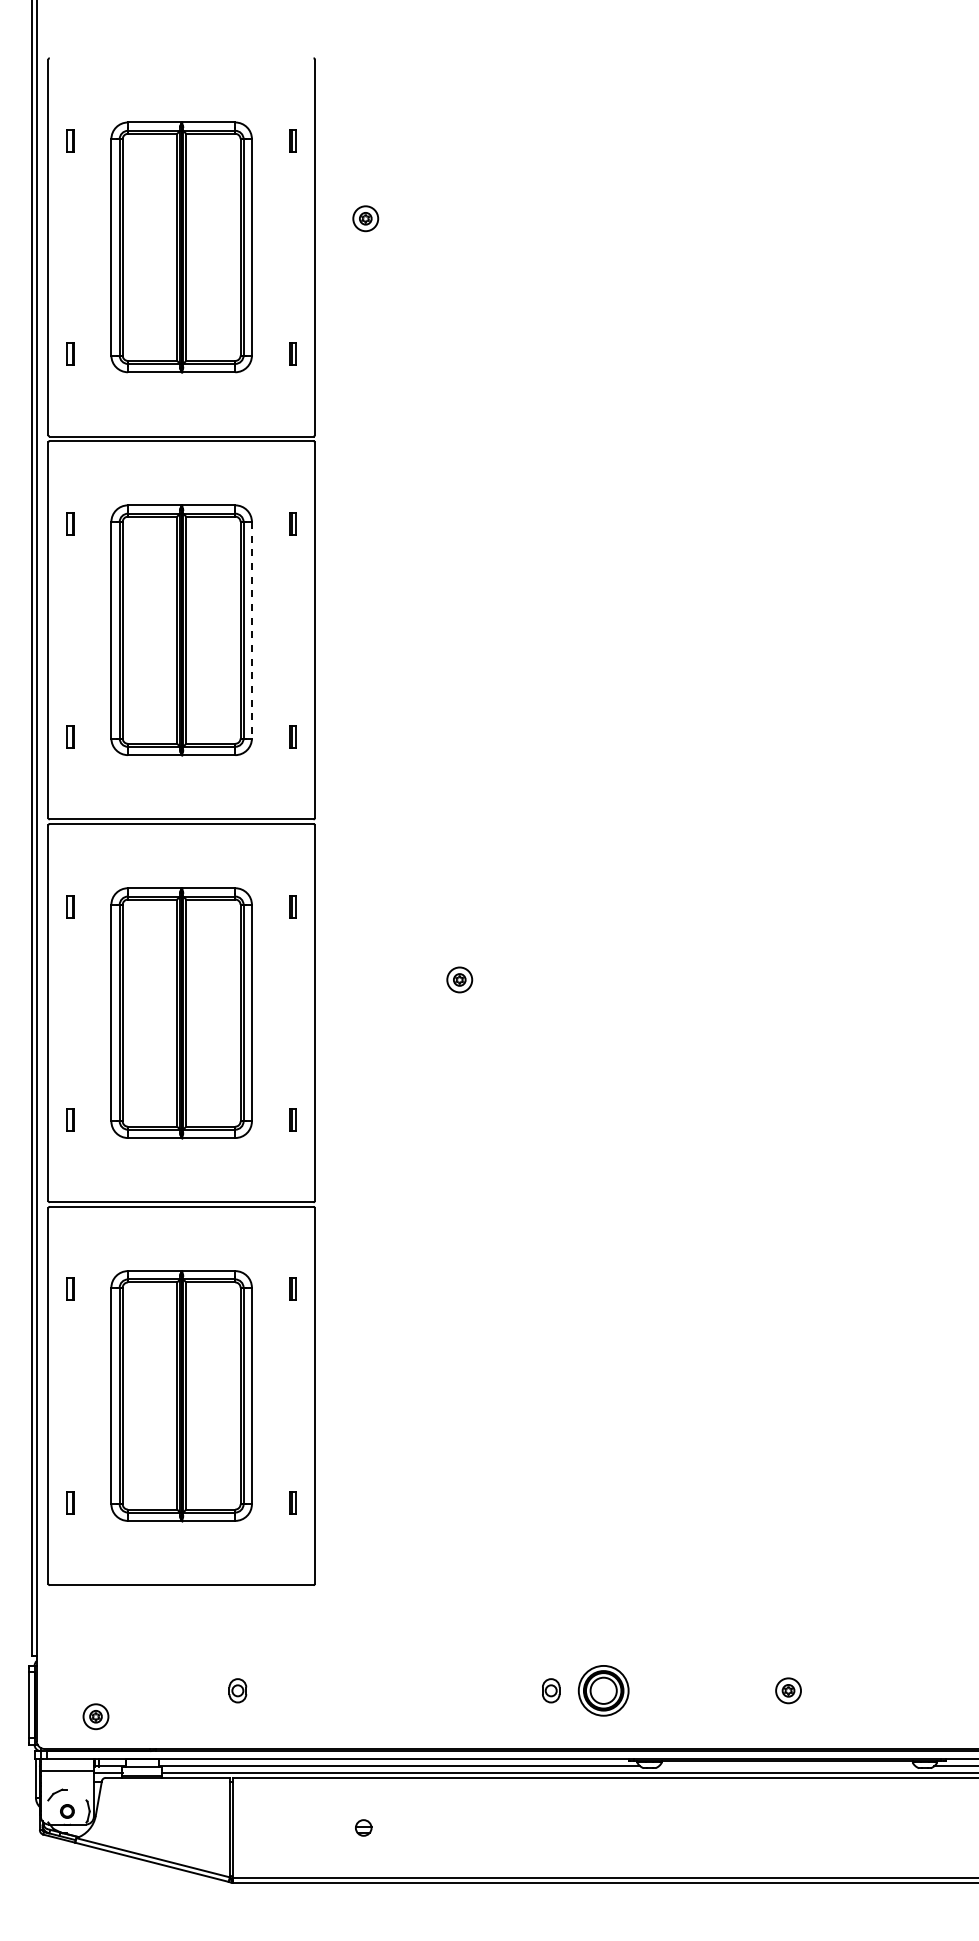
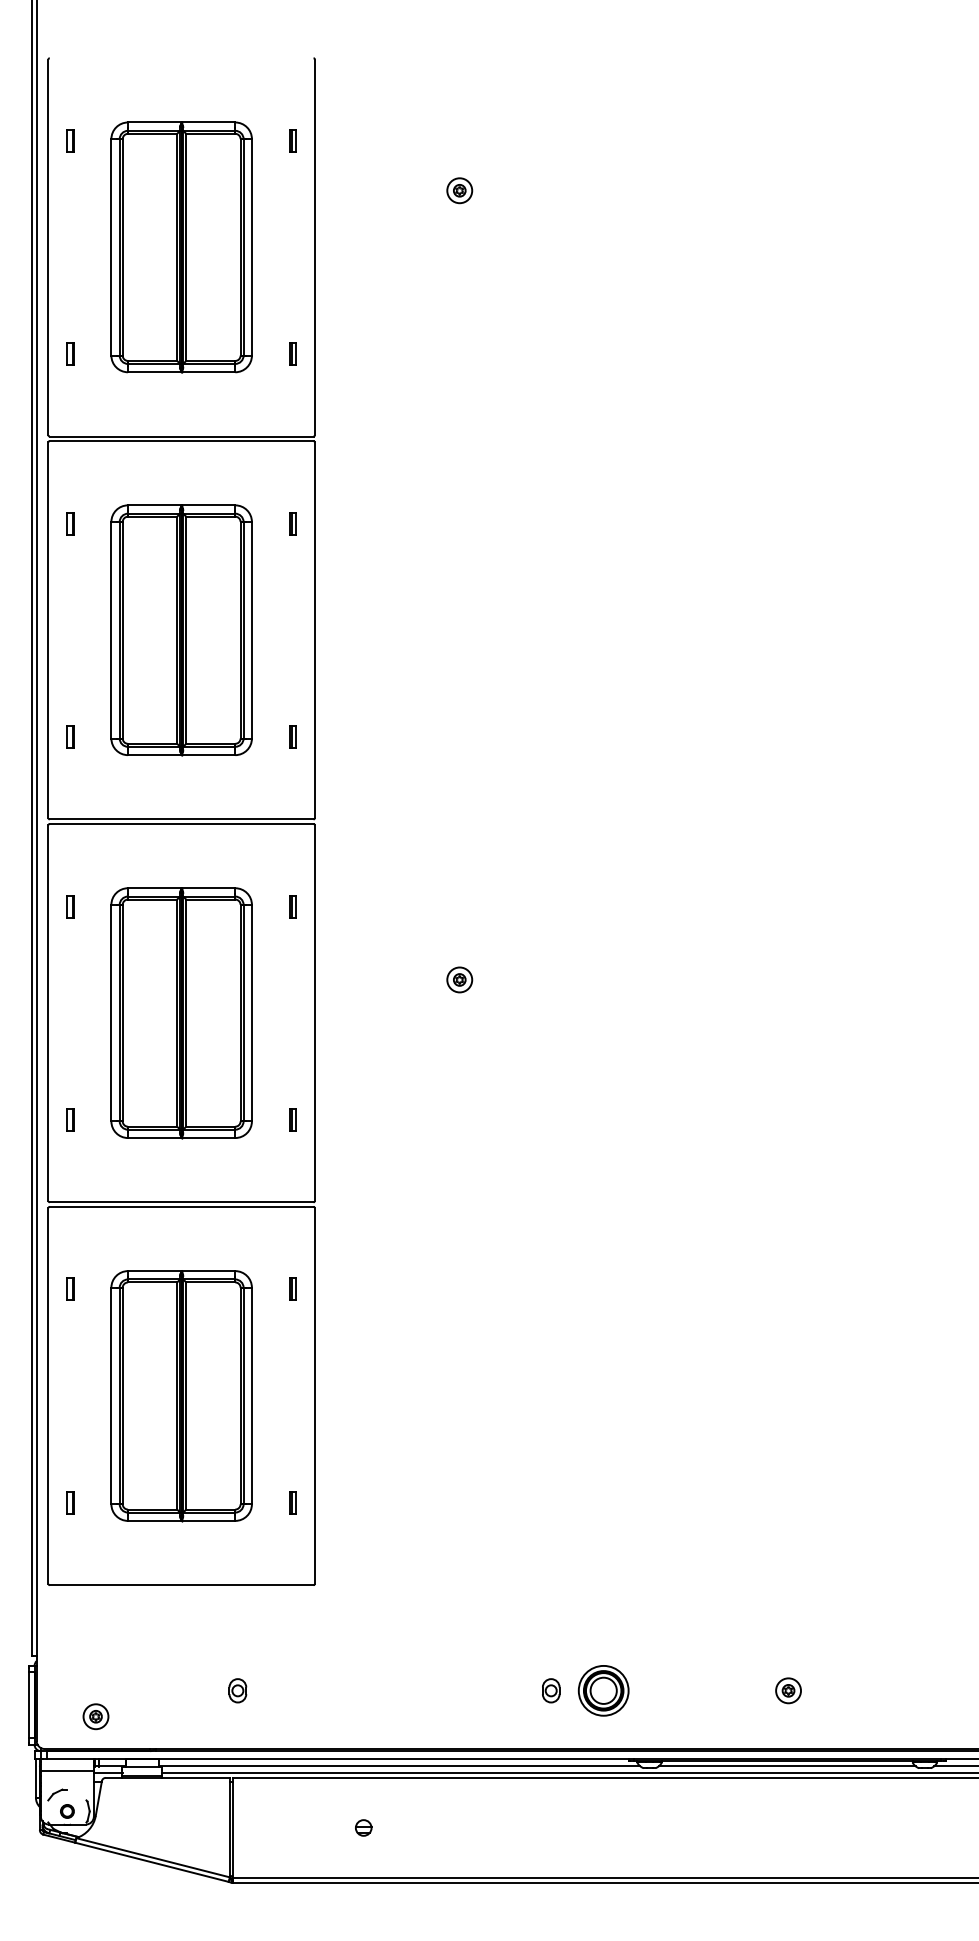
part position: (365, 218) -> (459, 190) (459, 190)
line: dashed -> solid (251, 630)
line: none -> present (786, 1766)
